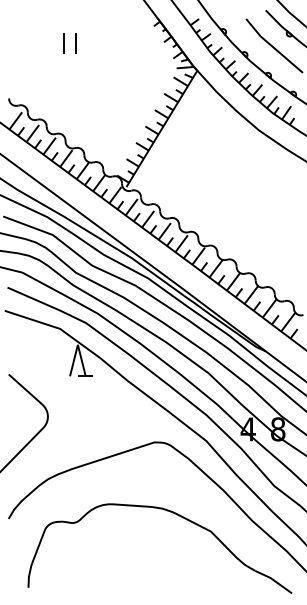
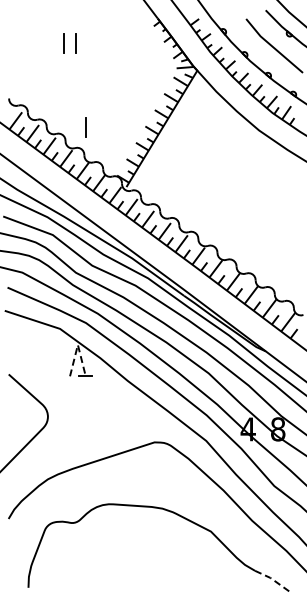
line: none -> present (85, 127)
line: solid -> dashed (77, 344)
line: solid -> dashed (274, 580)
